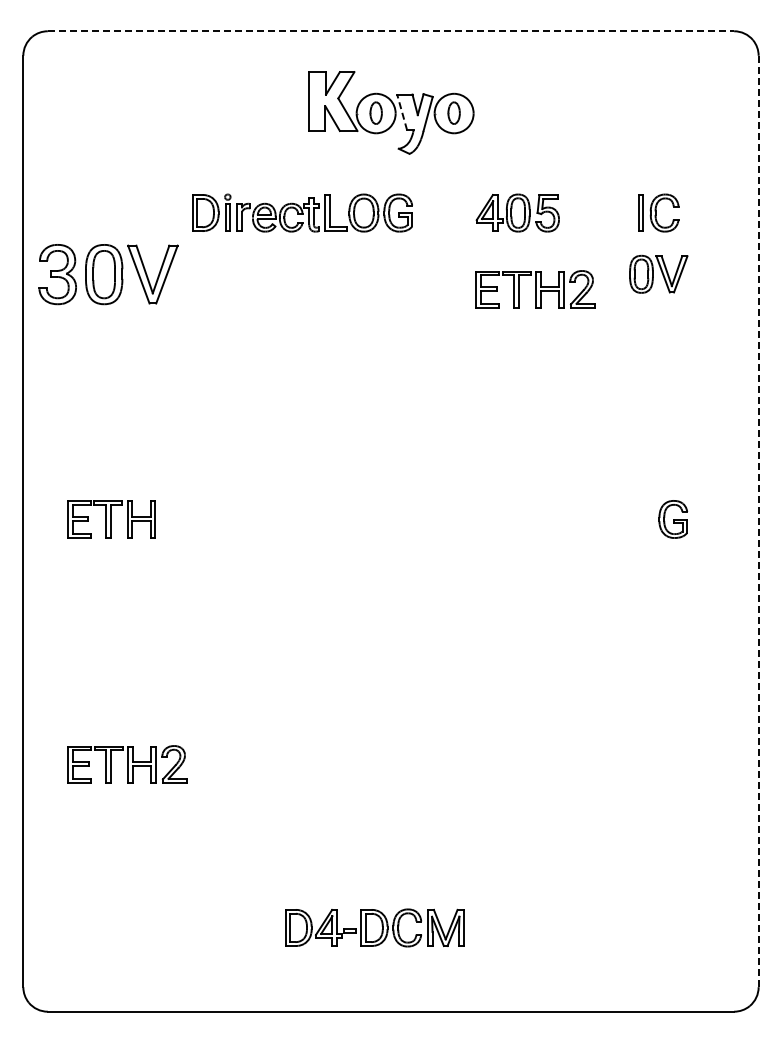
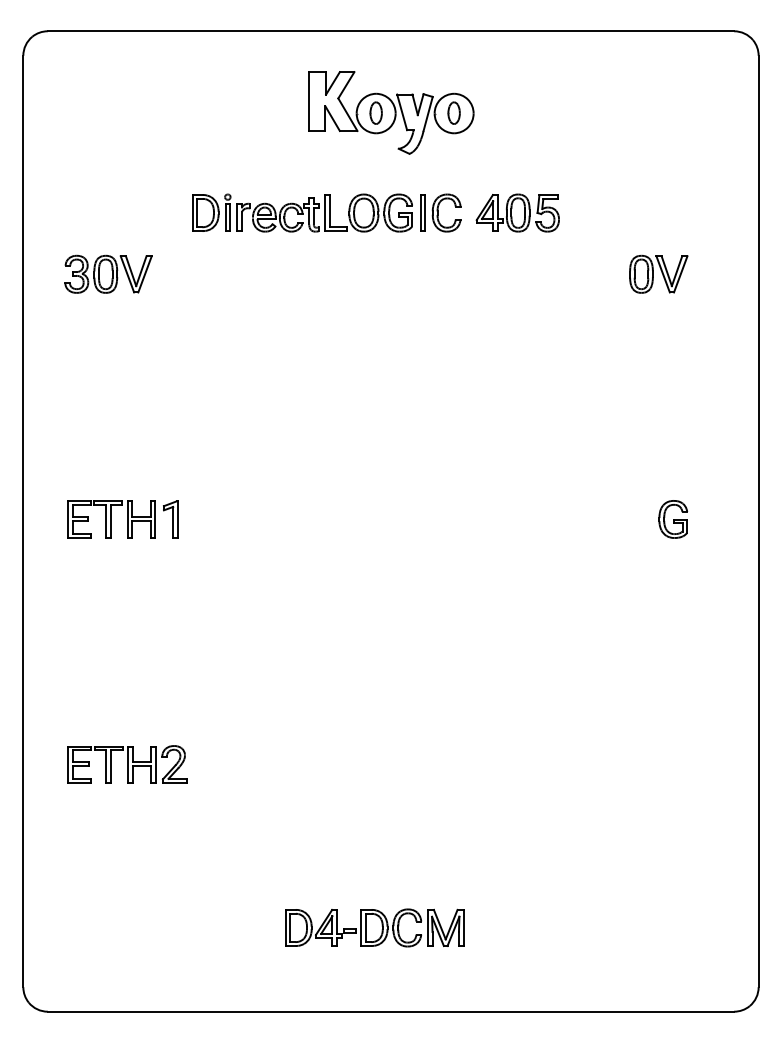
line: dashed -> solid (391, 31)
line: dashed -> solid (402, 111)
part position: (658, 212) -> (440, 212) (440, 212)
part size: 141x62 px -> 89x40 px (108, 273)
part: present -> none (535, 289)
part: none -> present (170, 519)
line: dashed -> solid (758, 521)
